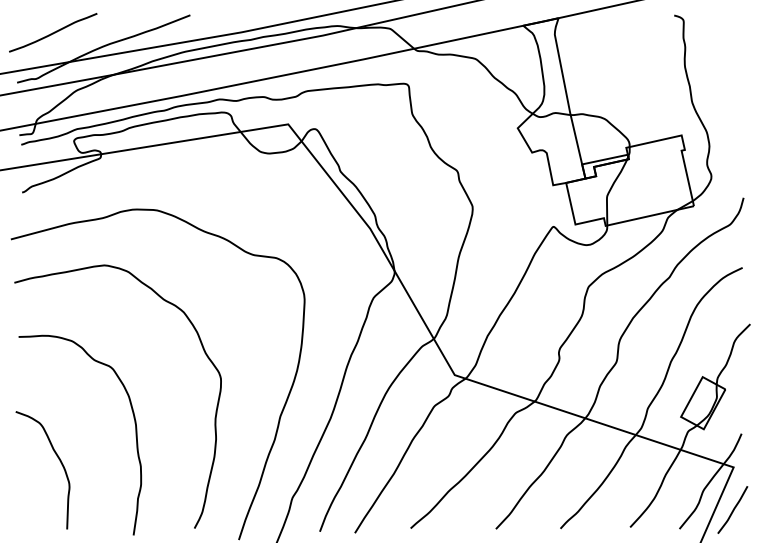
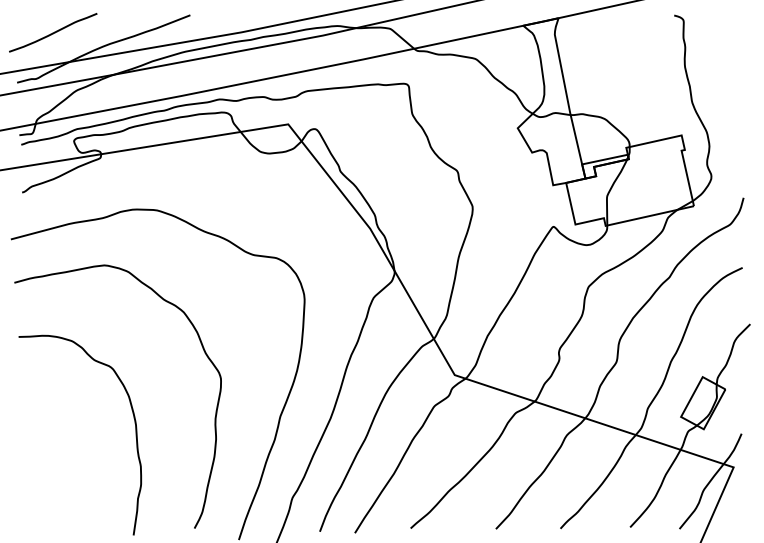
curve: present -> none (59, 461)
curve: present -> none (732, 509)
